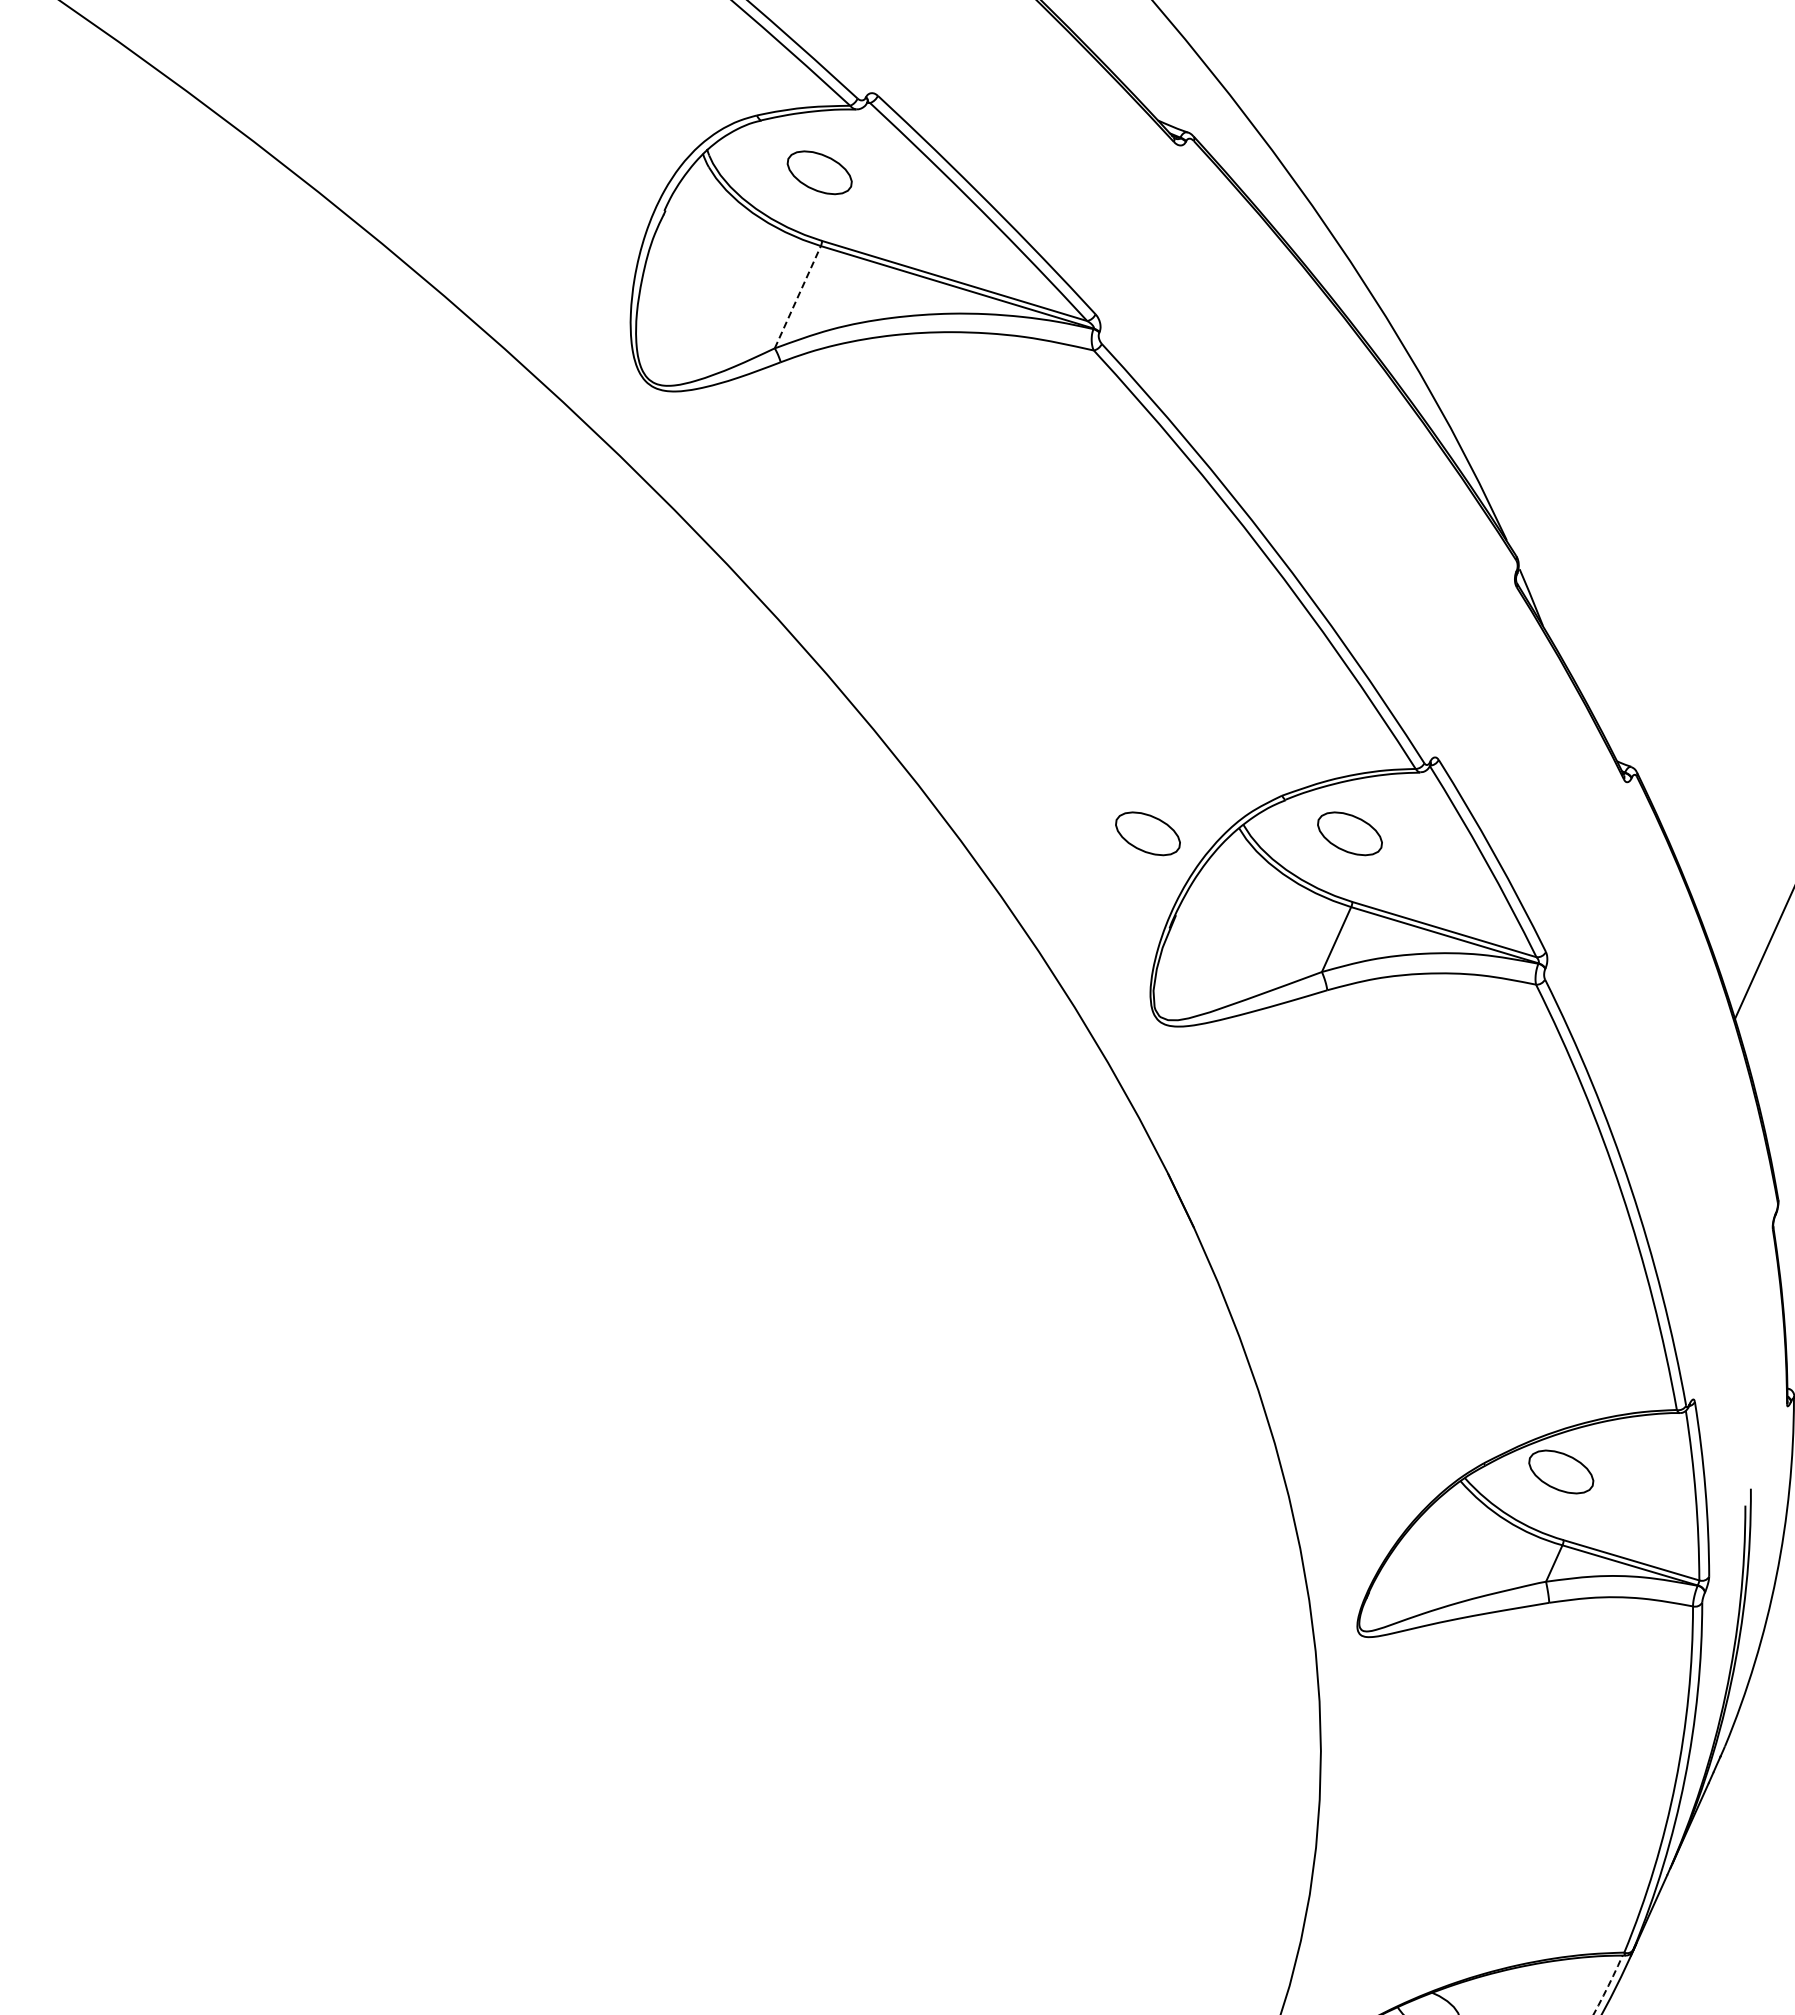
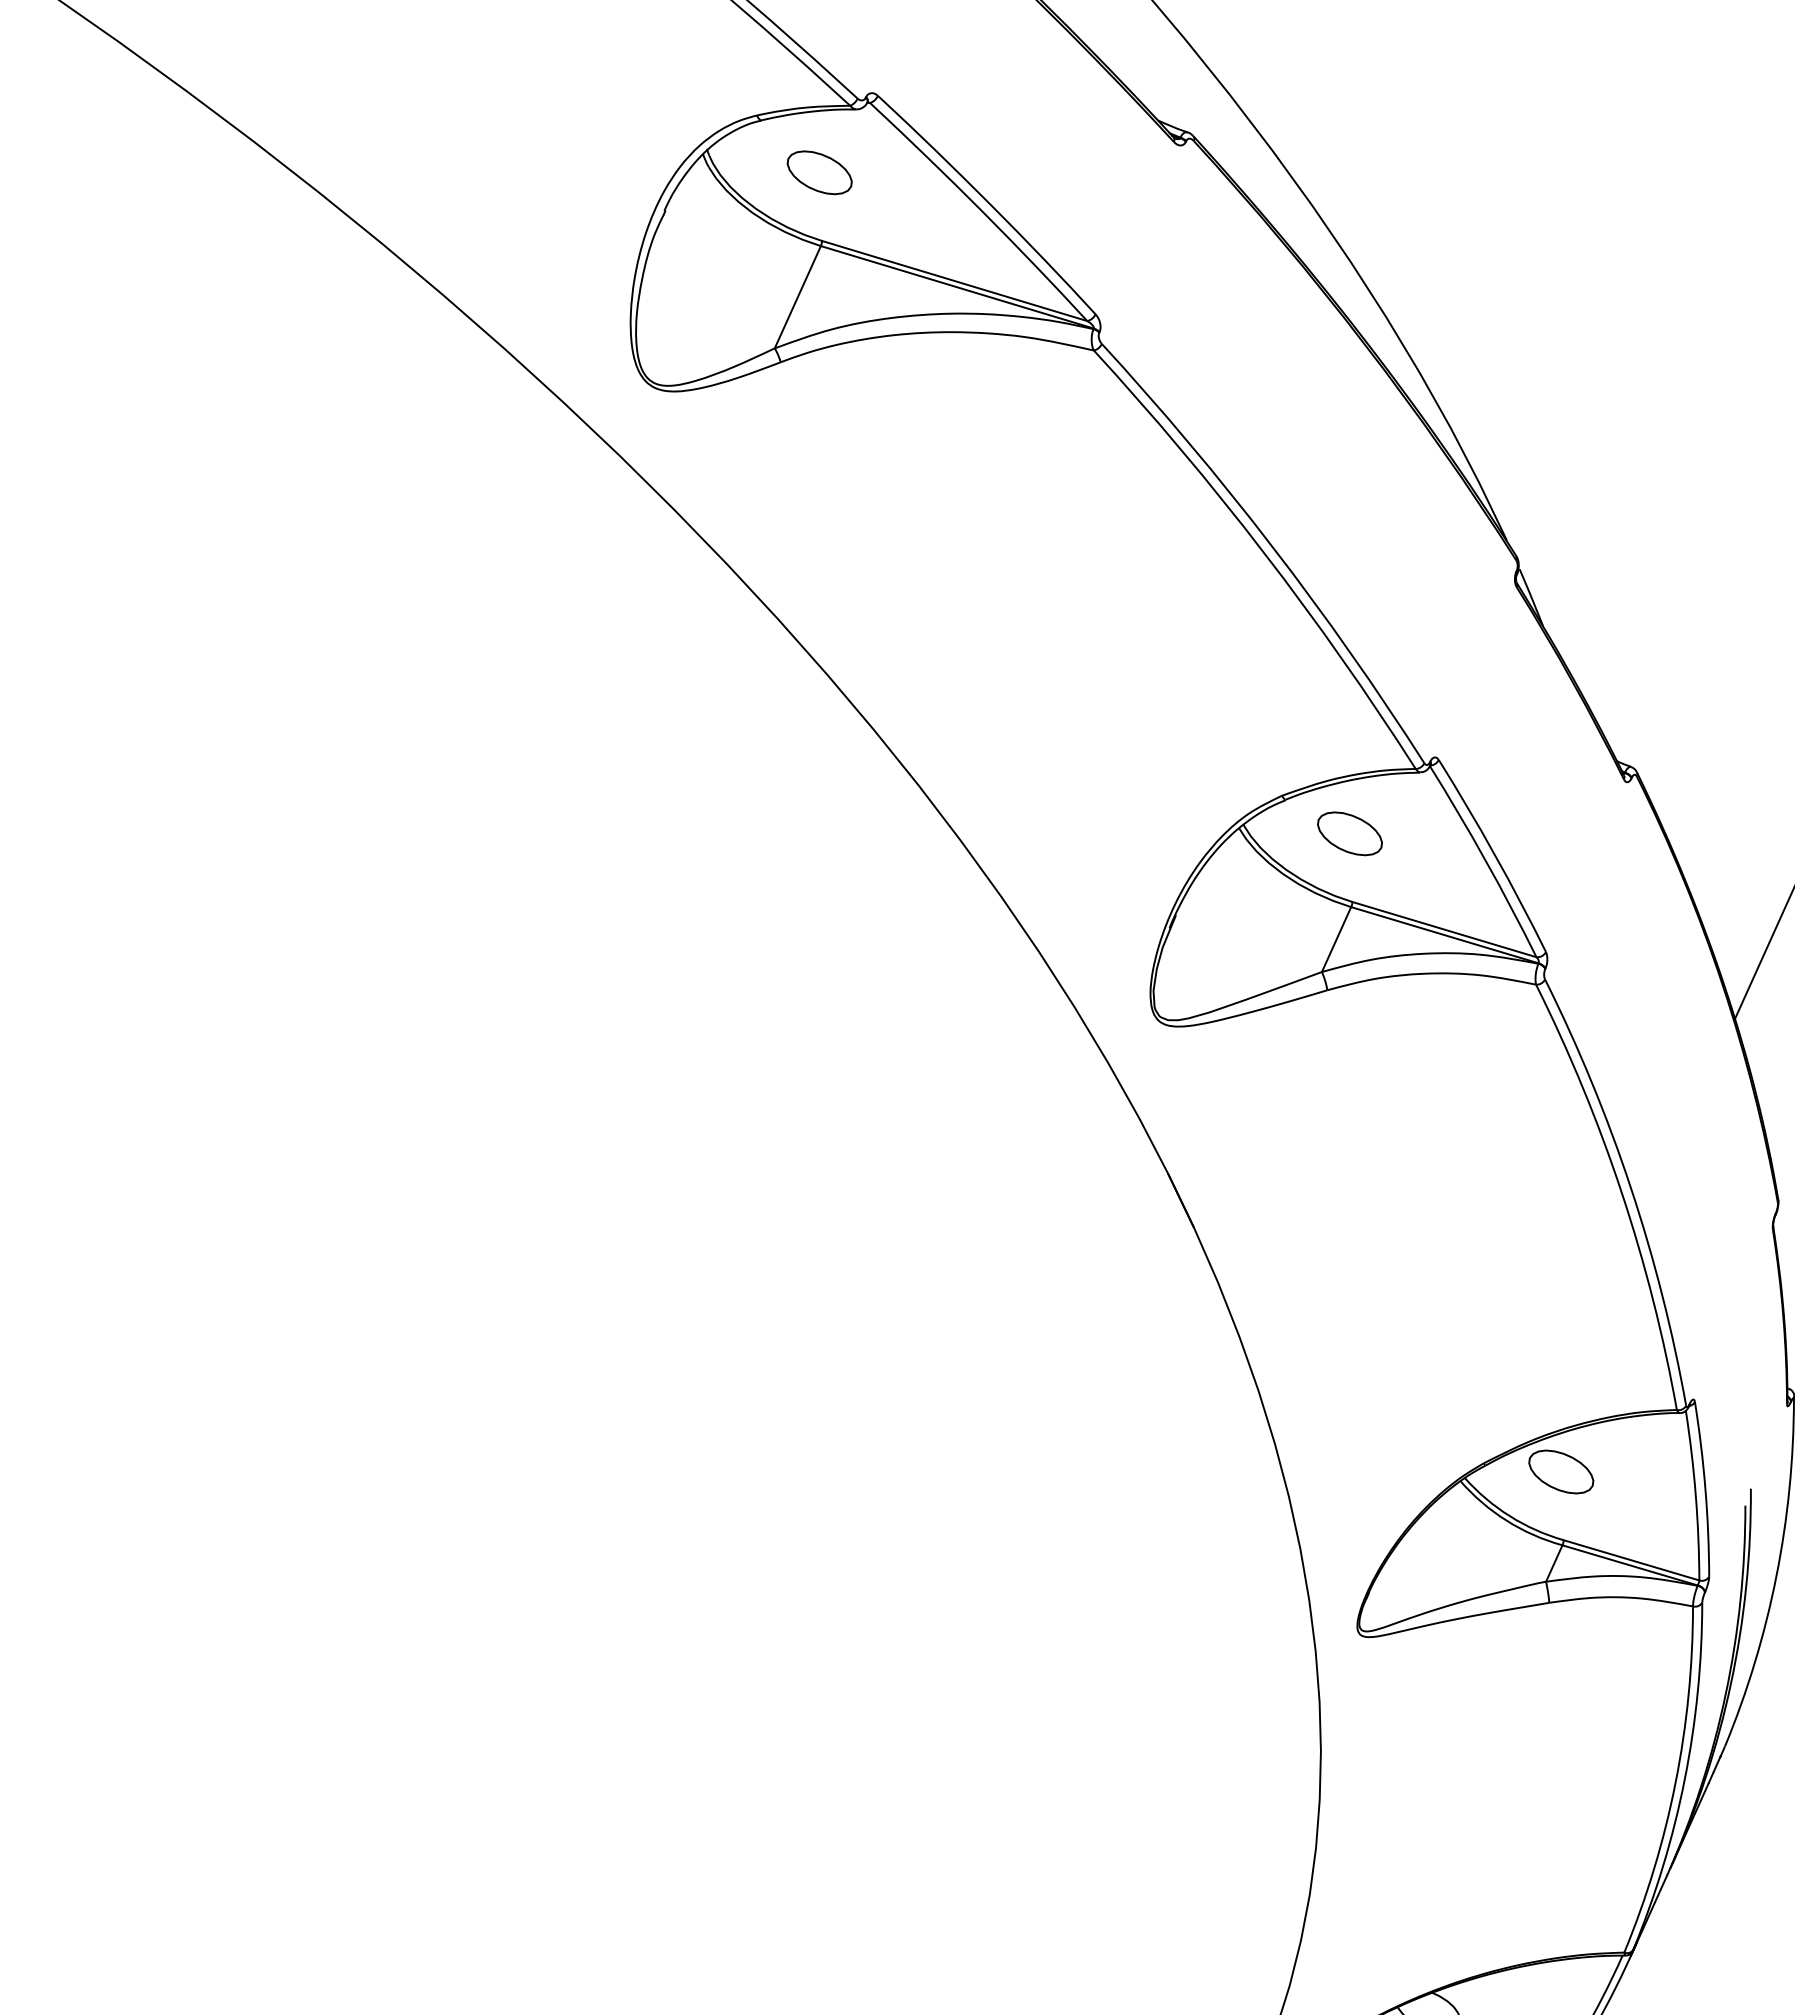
line: dashed -> solid (798, 296)
part: present -> none (1147, 833)
arc: dashed -> solid (1608, 1985)
